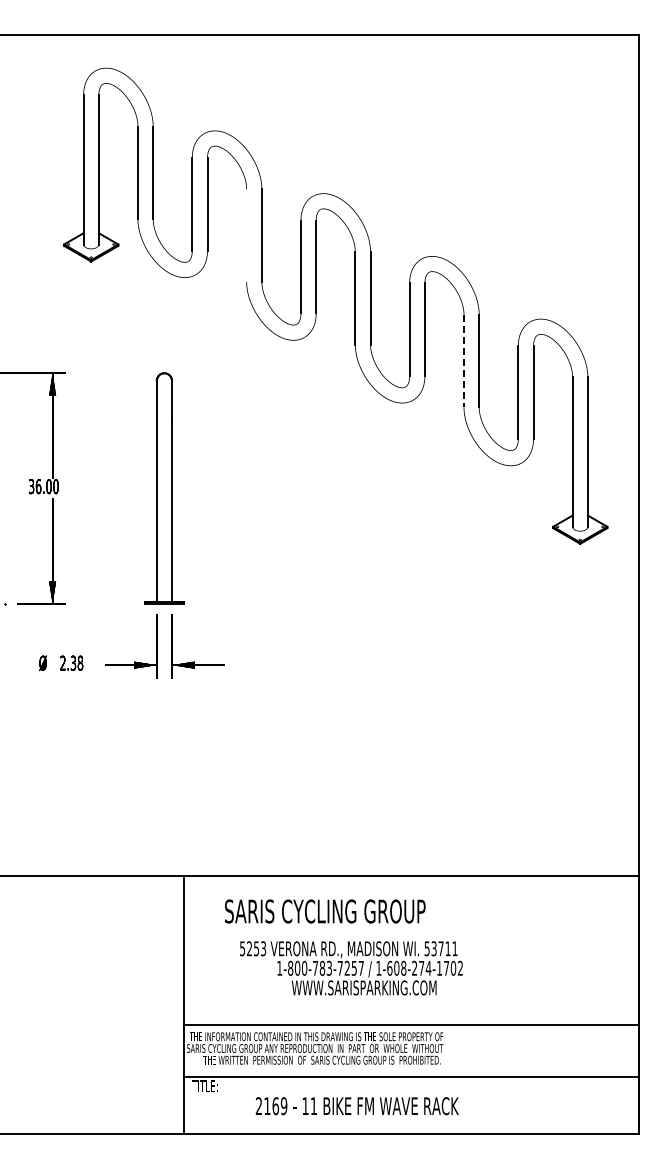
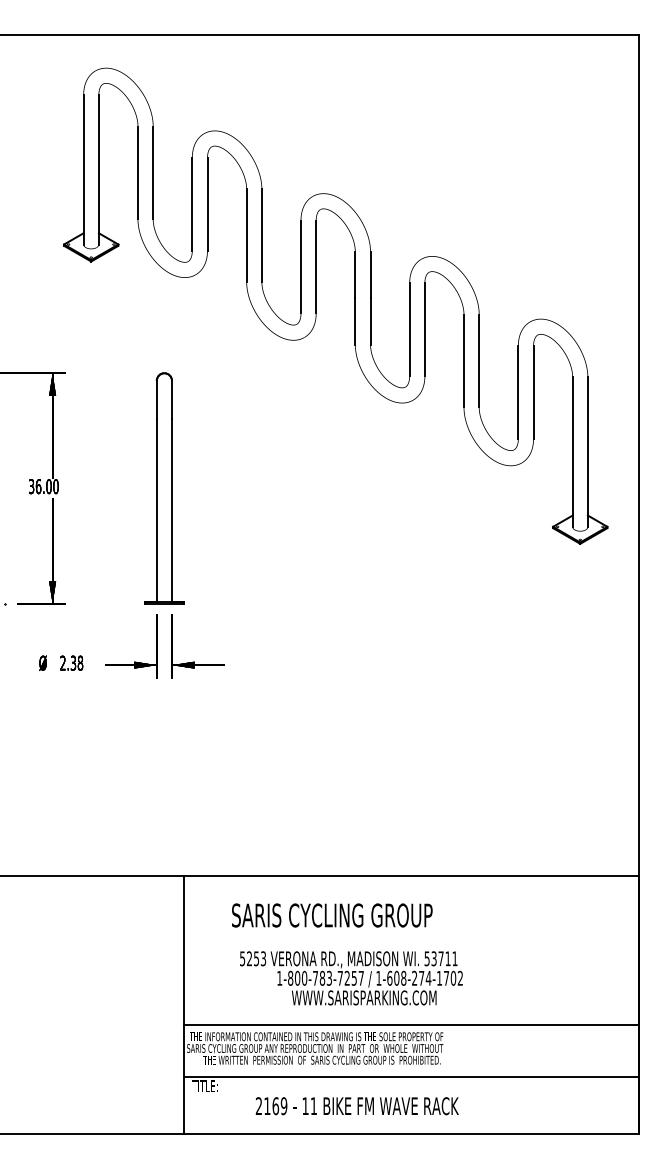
line: none -> present (246, 235)
line: dashed -> solid (464, 361)
text position: (325, 911) -> (332, 915) (332, 915)
text position: (351, 968) -> (351, 978) (351, 978)
